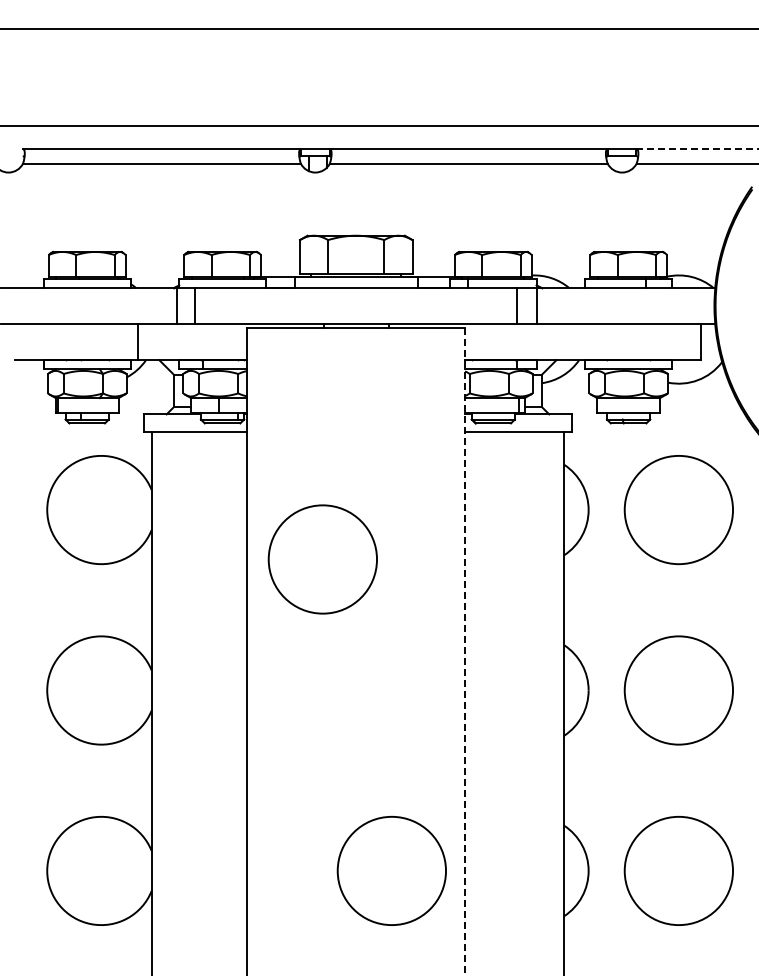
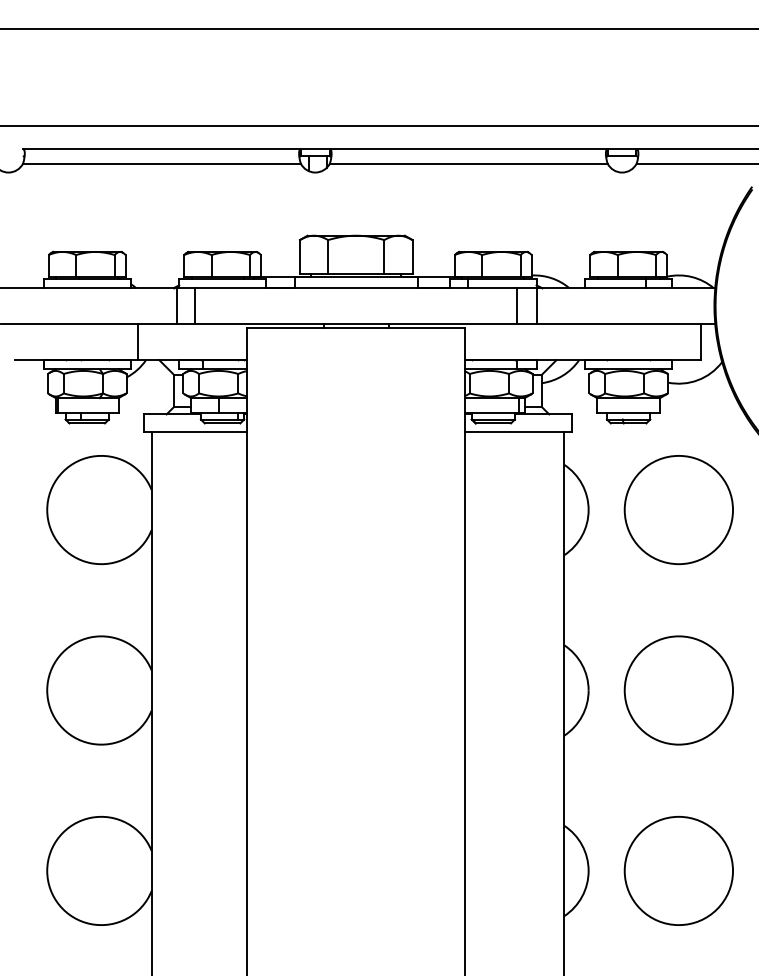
line: dashed -> solid (697, 149)
circle: present -> none (322, 559)
line: dashed -> solid (465, 651)
circle: present -> none (391, 870)
